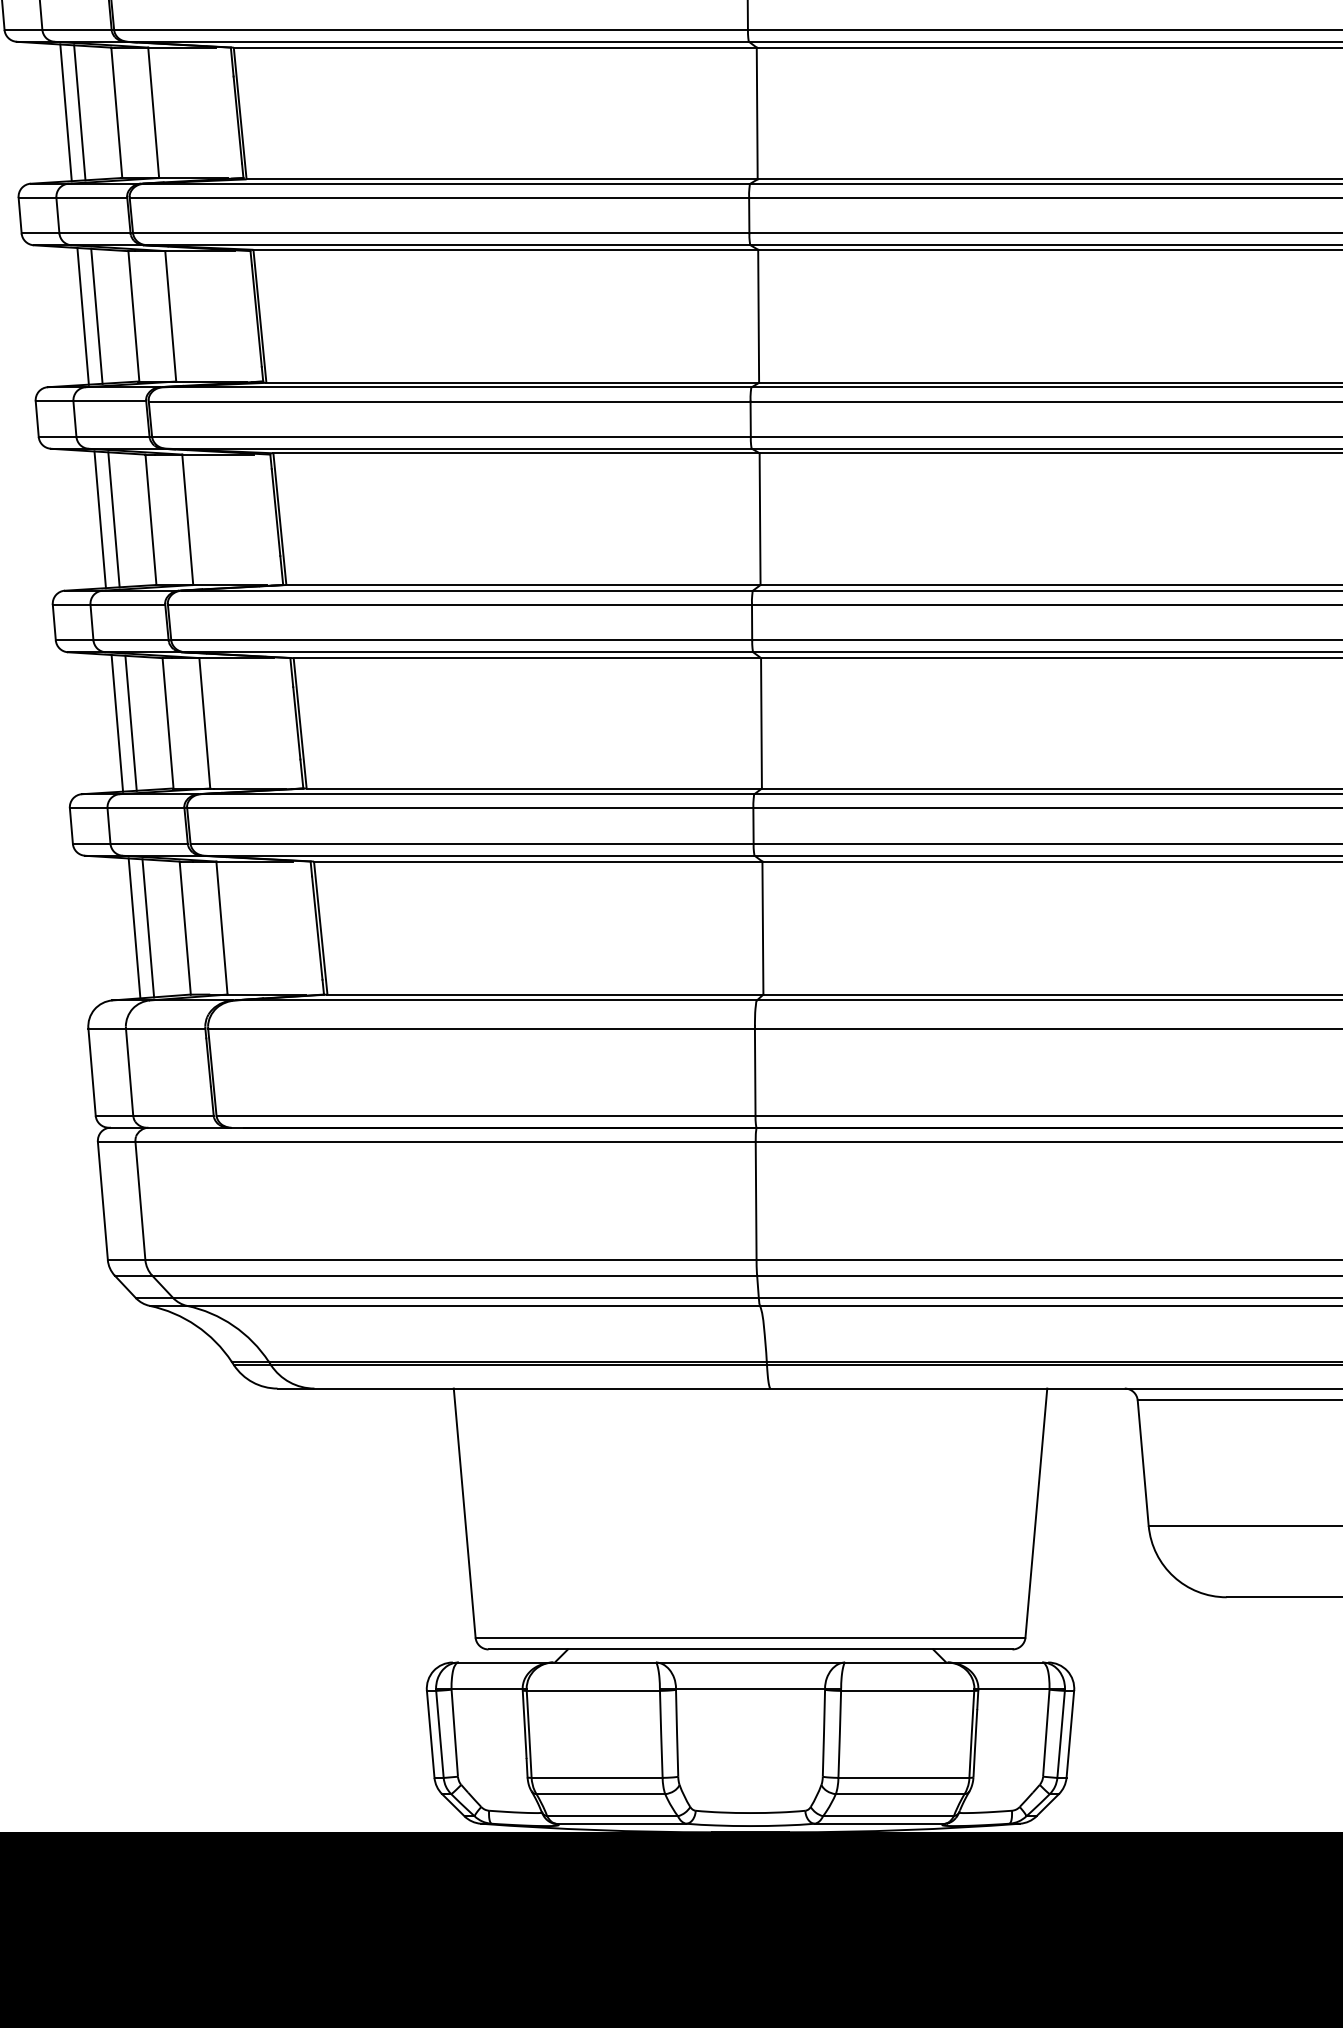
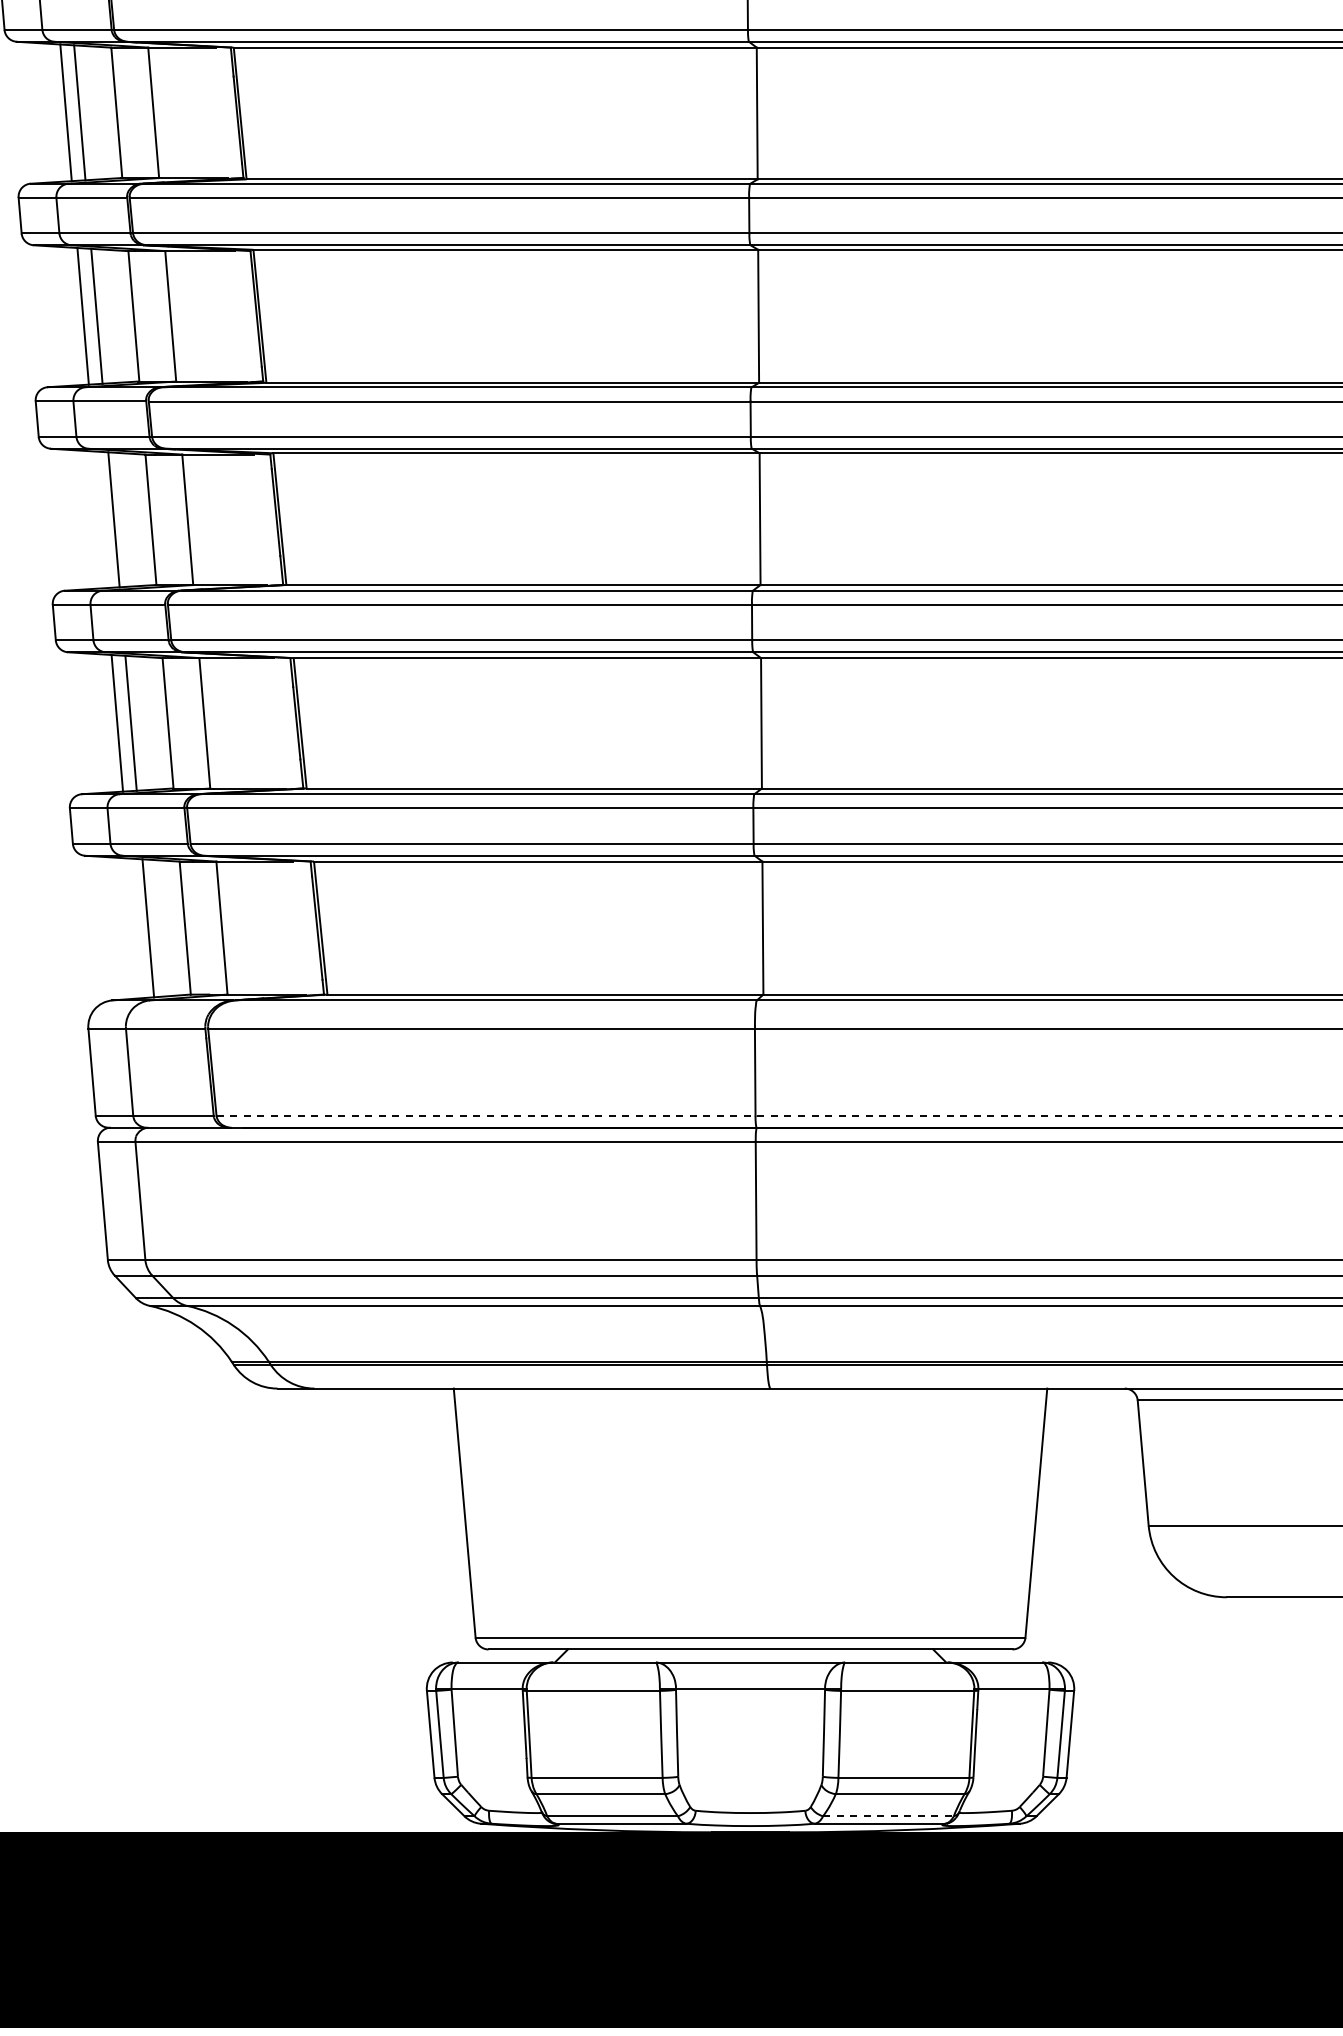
line: present -> none (99, 519)
line: present -> none (134, 928)
line: solid -> dashed (779, 1115)
line: solid -> dashed (888, 1816)
